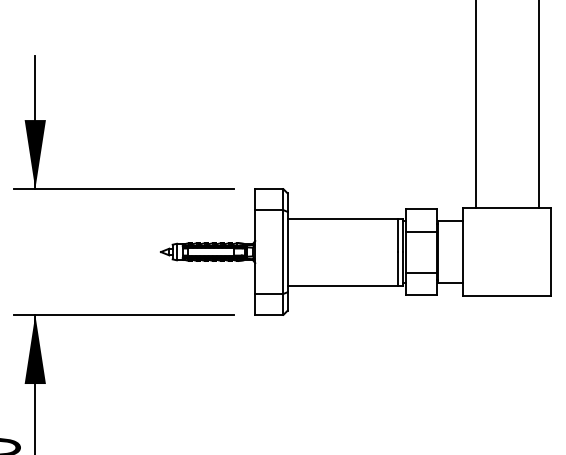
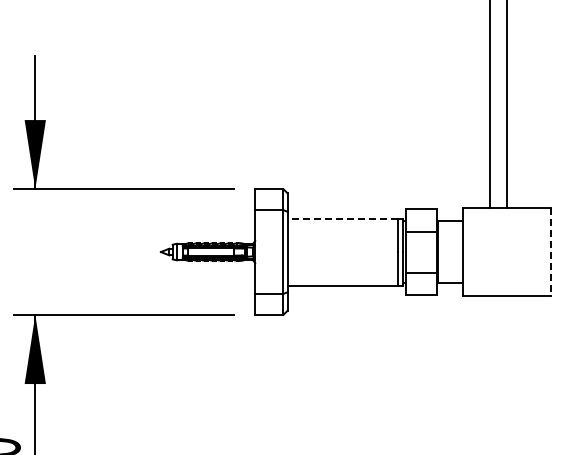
line position: (475, 105) -> (489, 105) (489, 105)
line position: (538, 105) -> (506, 105) (506, 105)
line: solid -> dashed (342, 218)
line: solid -> dashed (551, 252)
